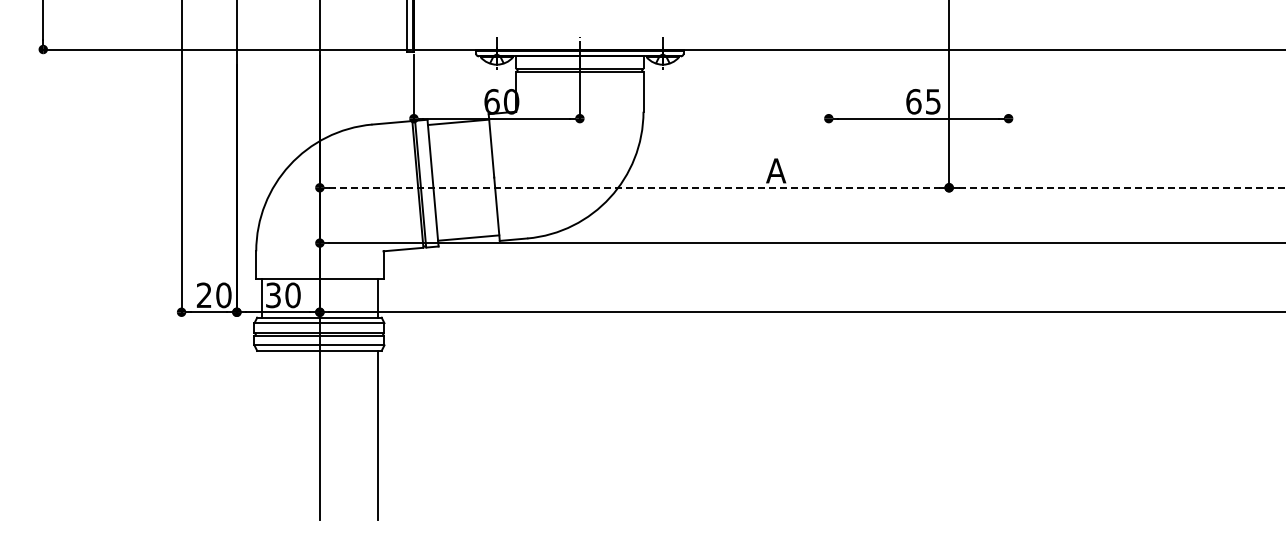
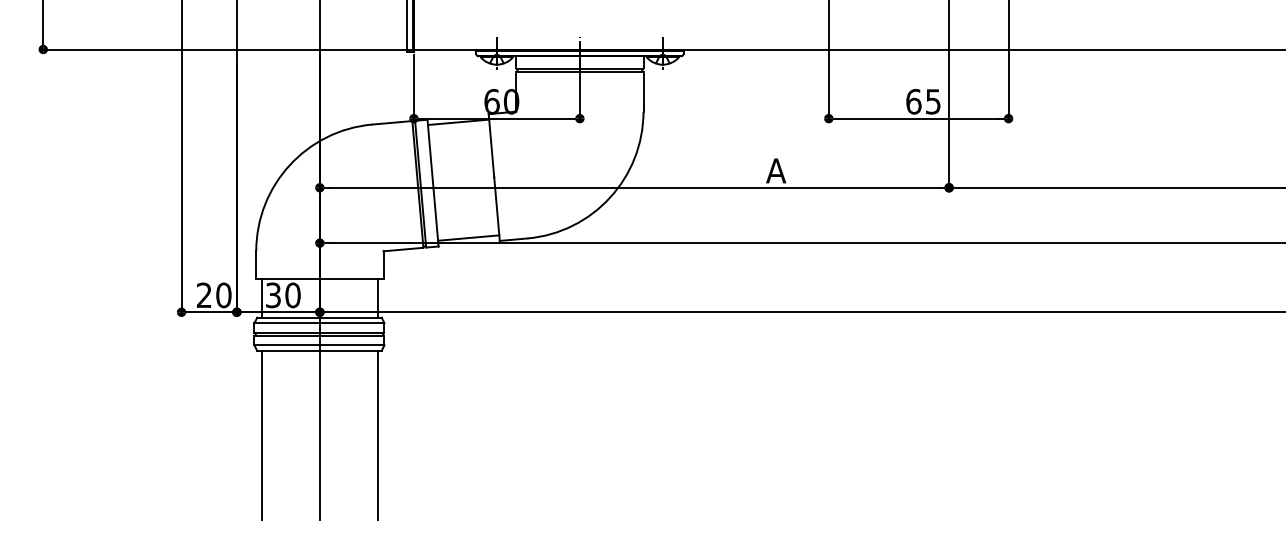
line: none -> present (828, 61)
line: none -> present (1008, 61)
line: dashed -> solid (635, 187)
line: dashed -> solid (1122, 187)
line: none -> present (261, 435)
